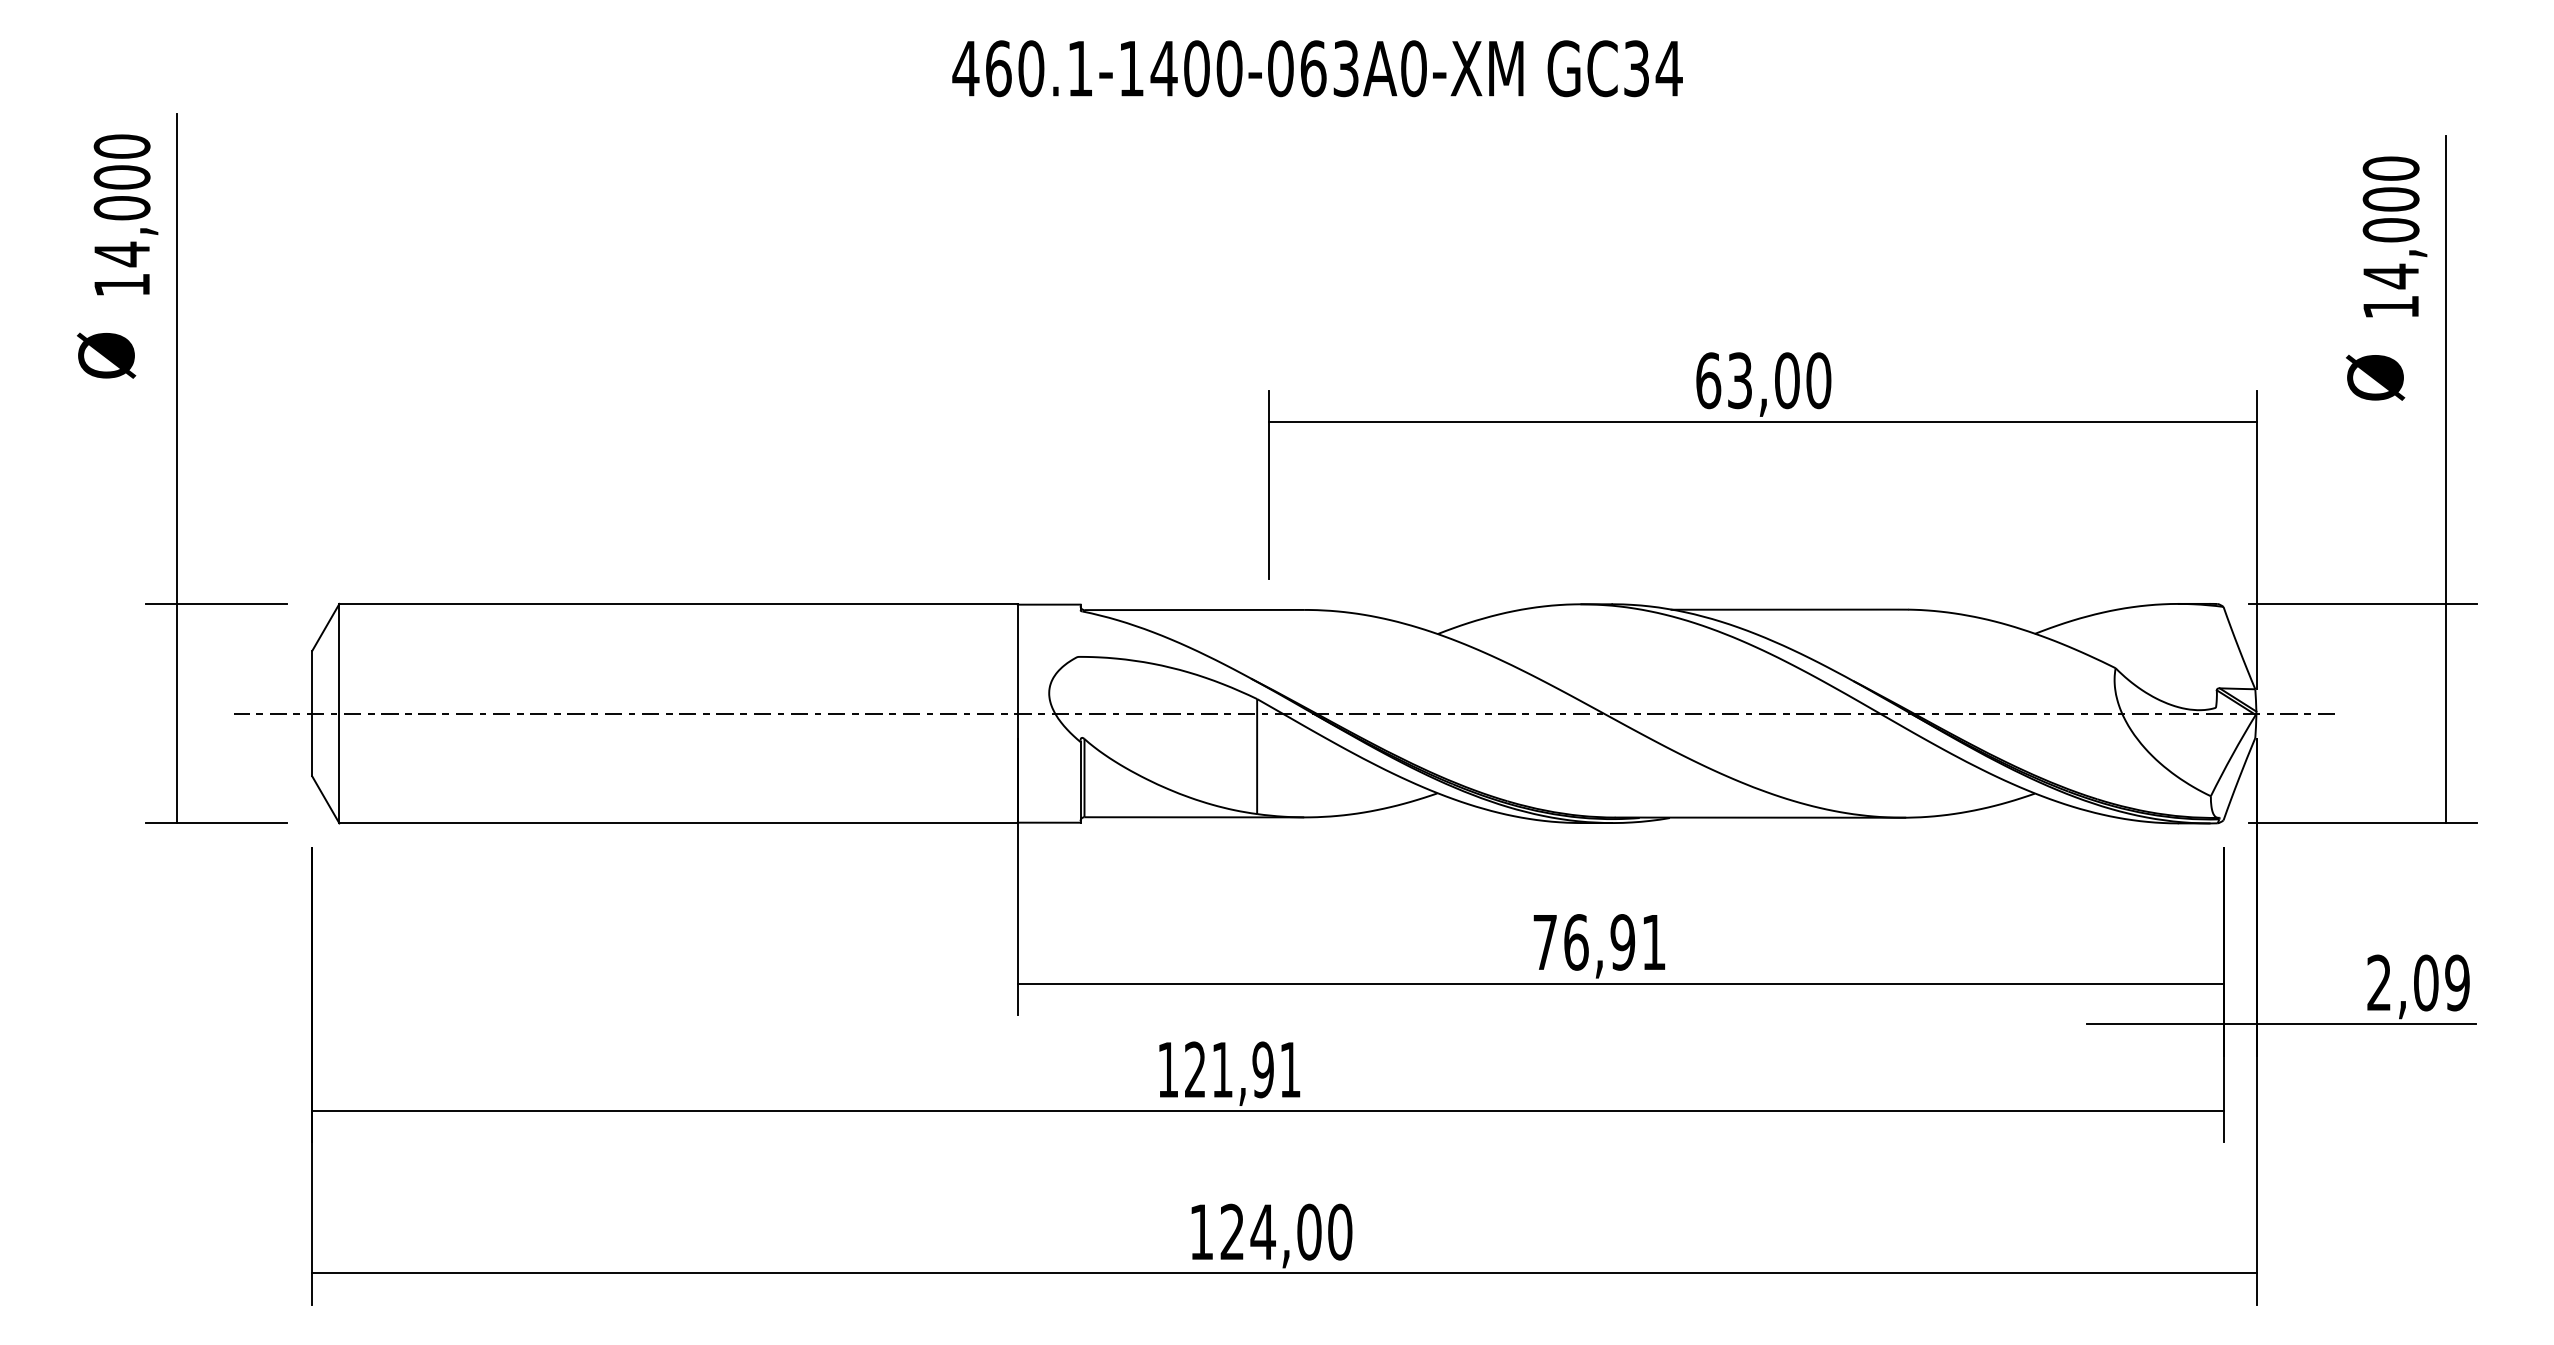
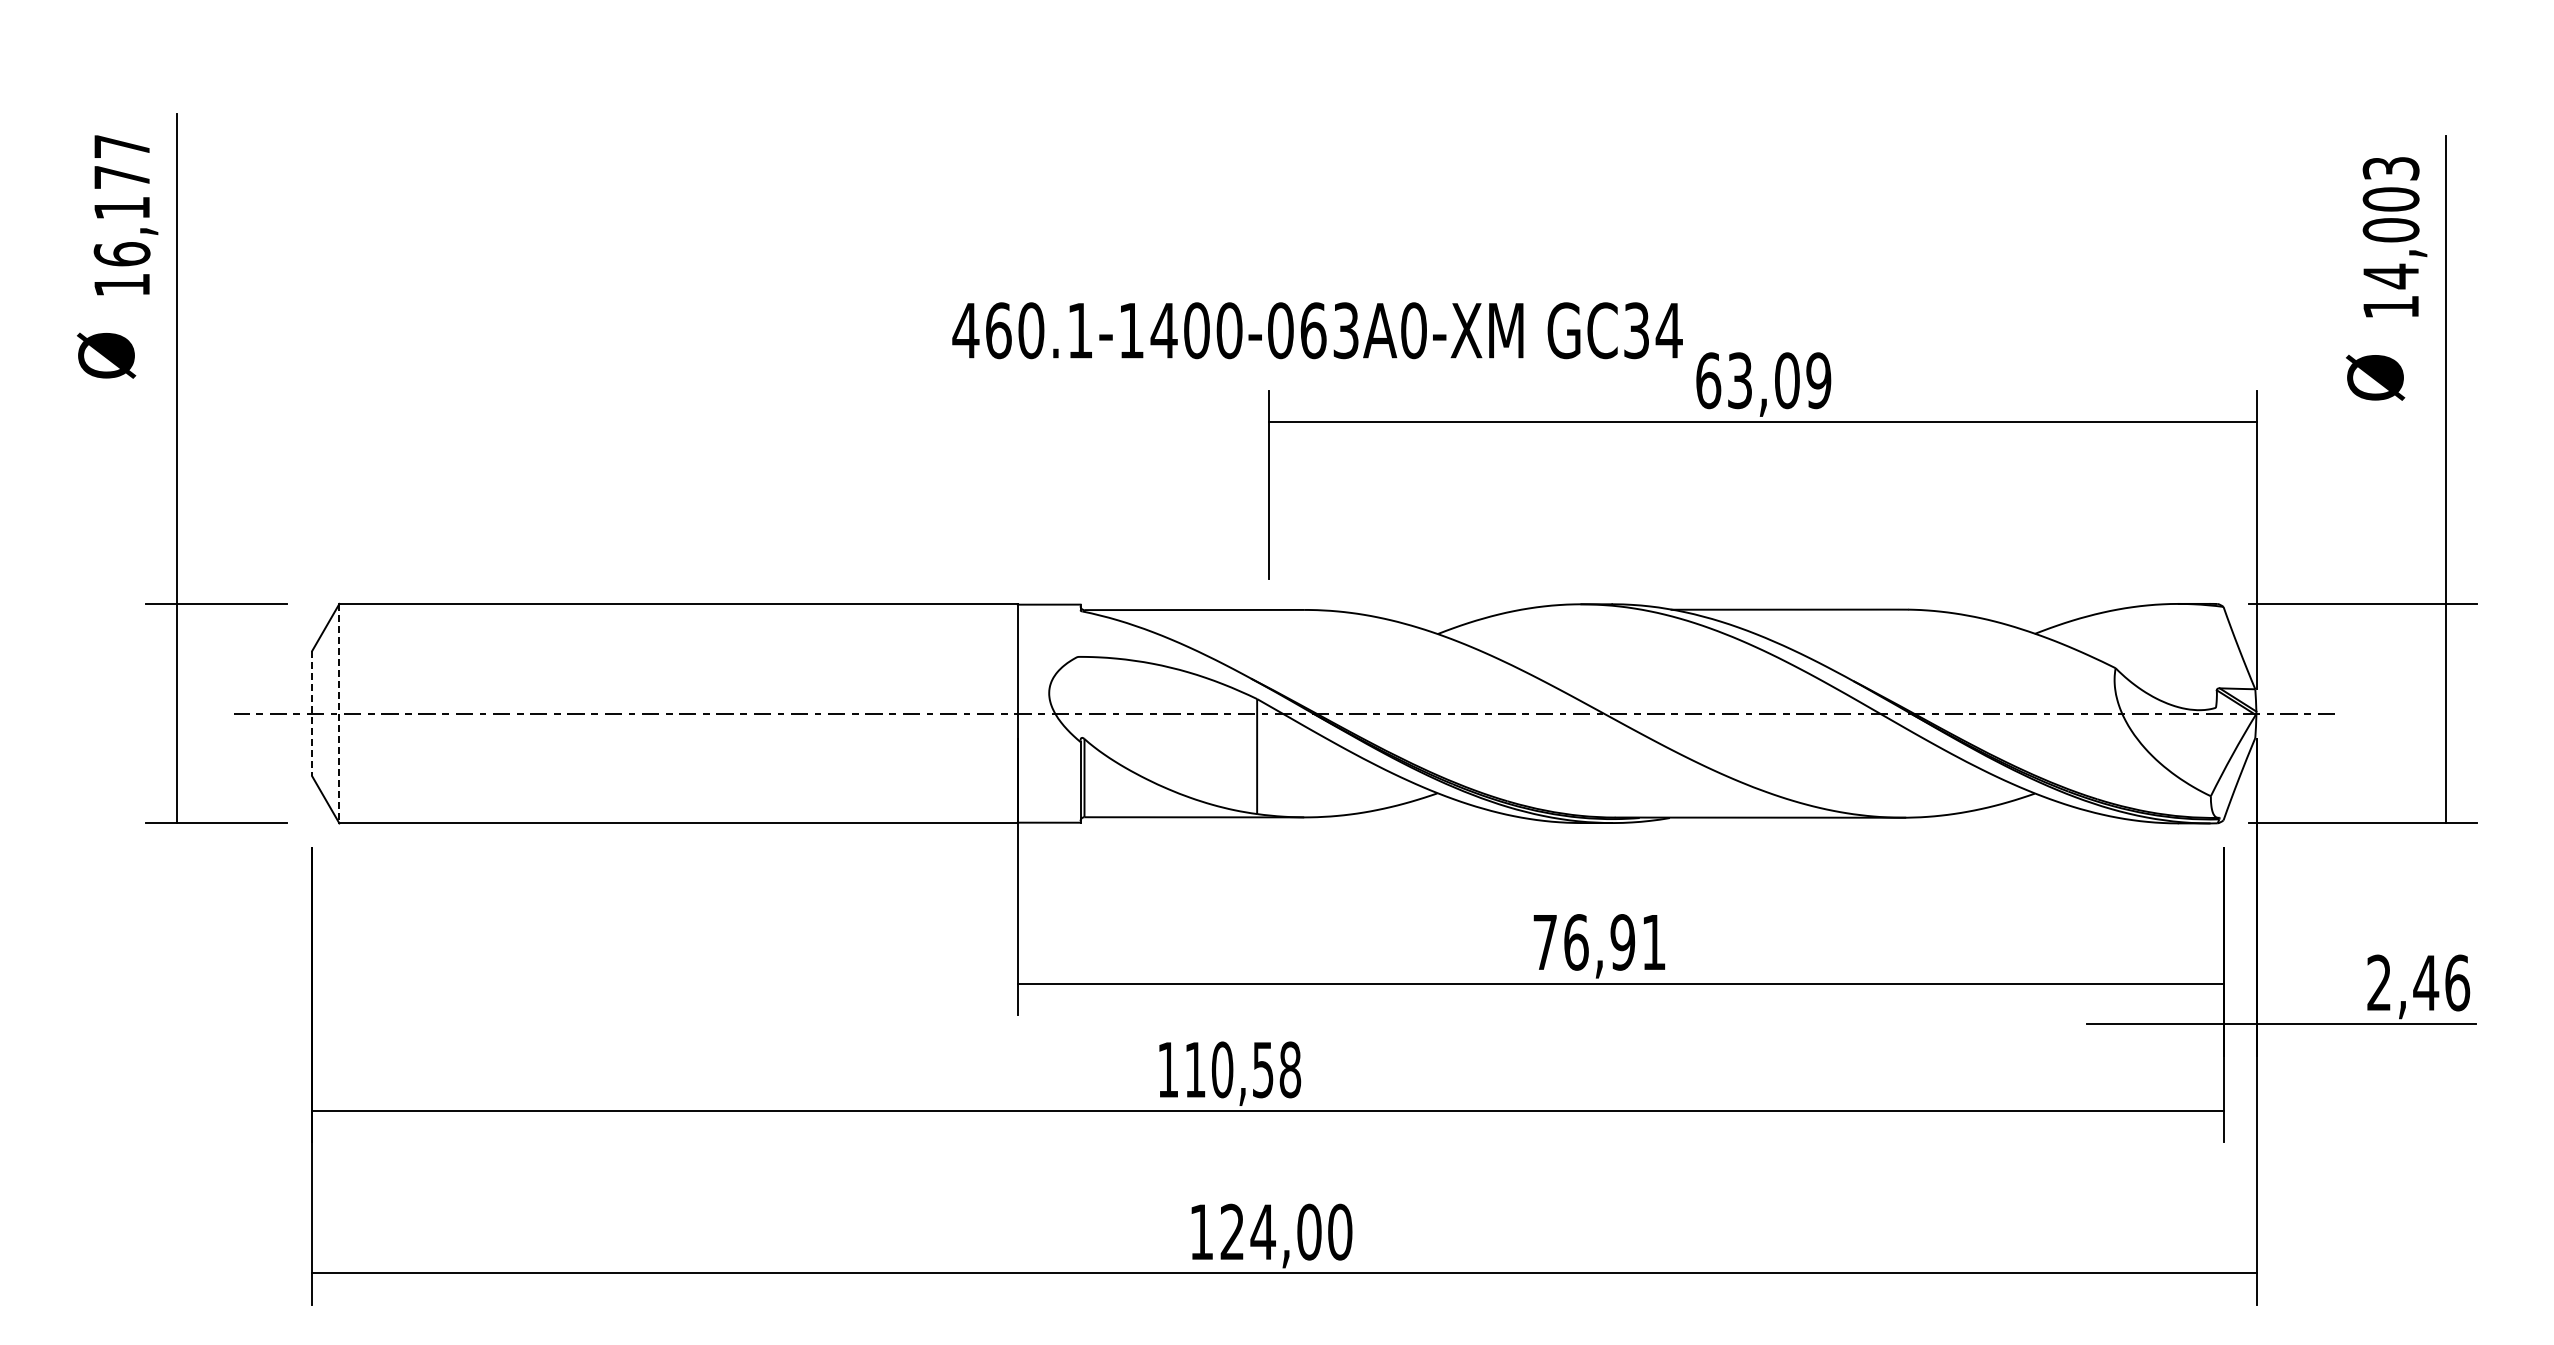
text position: (1317, 68) -> (1317, 330) (1317, 330)
text: 14,000 -> 14,003 (2390, 168)
text: 14,000 -> 16,177 (121, 200)
text: 63,00 -> 63,09 (1818, 380)
line: solid -> dashed (312, 713)
line: solid -> dashed (339, 713)
text: 2,09 -> 2,46 (2441, 982)
text: 121,91 -> 110,58 (1243, 1069)
